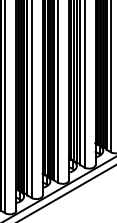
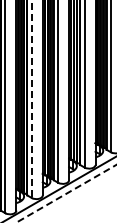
line: solid -> dashed (31, 99)
line: solid -> dashed (66, 193)
